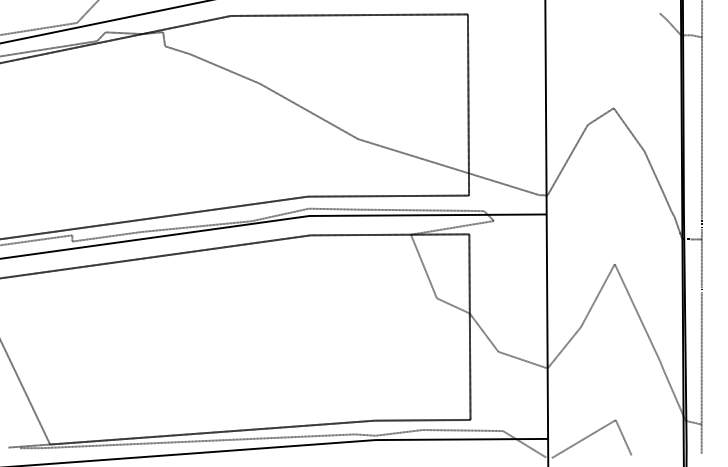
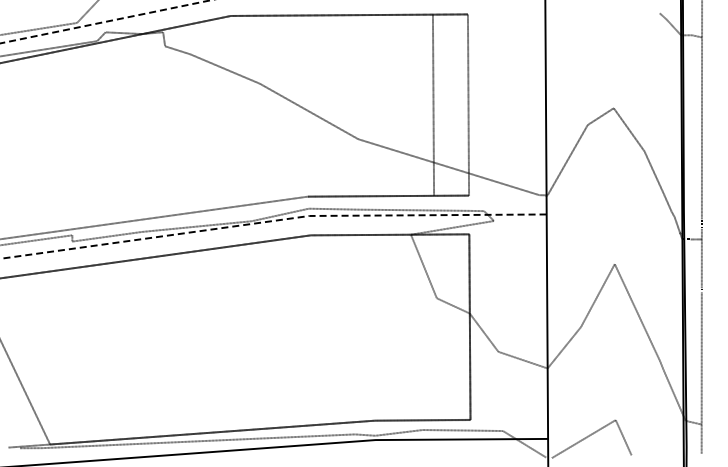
line: solid -> dashed (106, 21)
line position: (468, 104) -> (433, 104) (433, 104)
line: present -> none (154, 217)
line: solid -> dashed (273, 220)
